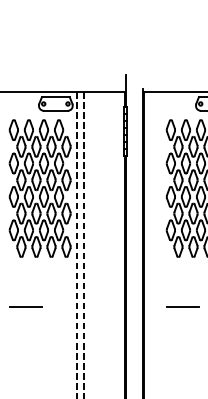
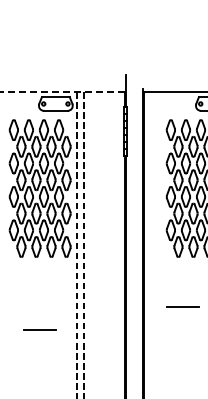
line: solid -> dashed (62, 92)
line position: (25, 306) -> (39, 329) (39, 329)
